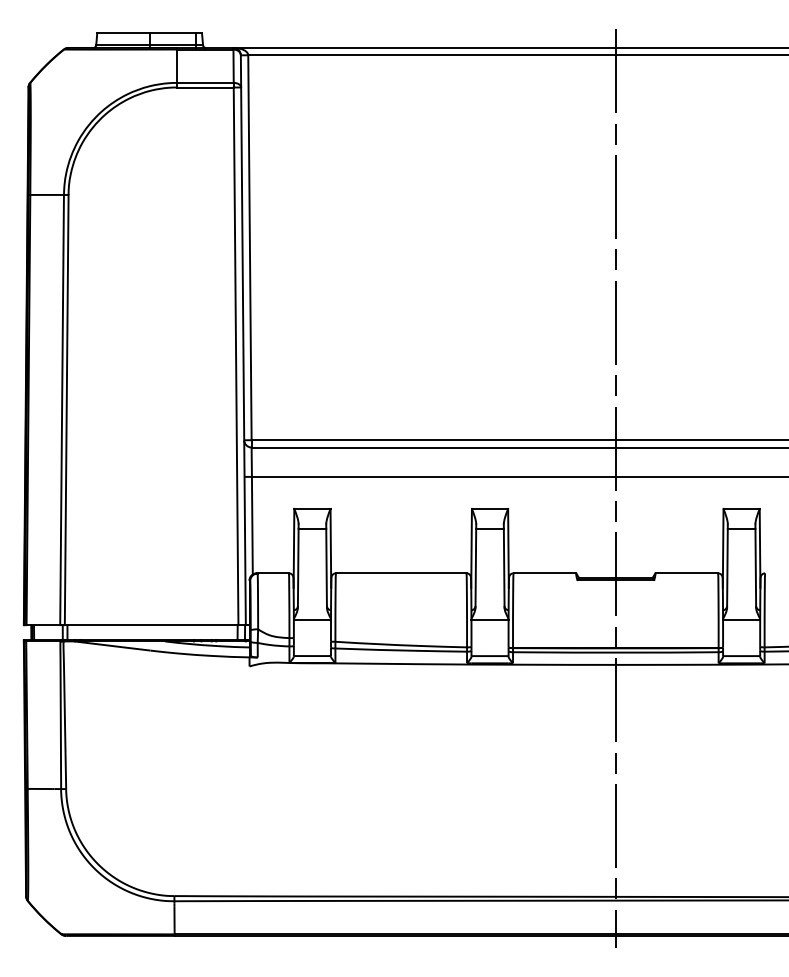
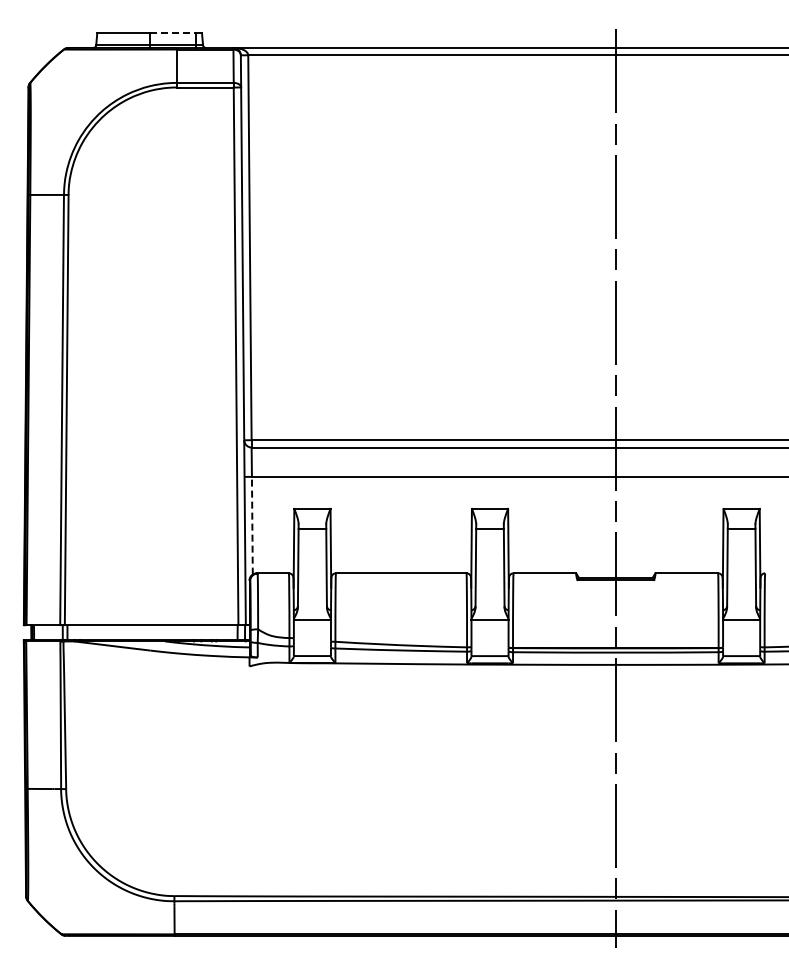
line: solid -> dashed (173, 33)
line: solid -> dashed (252, 525)
